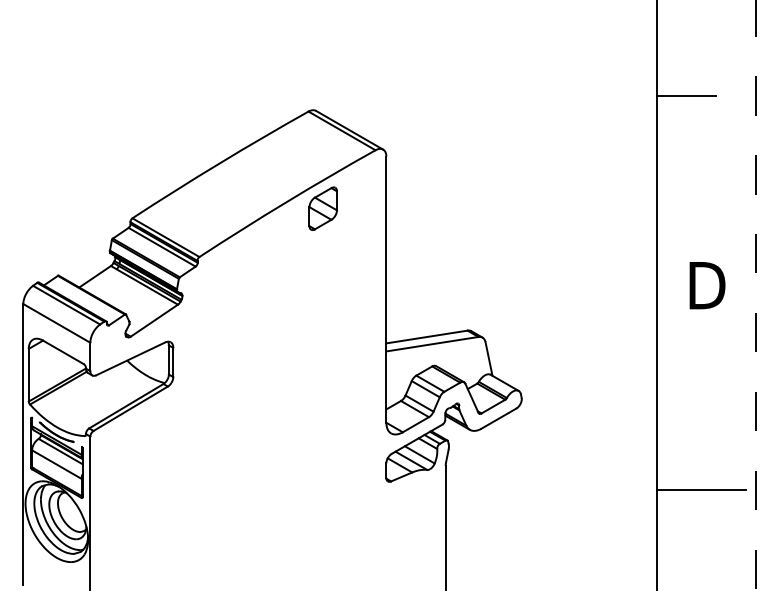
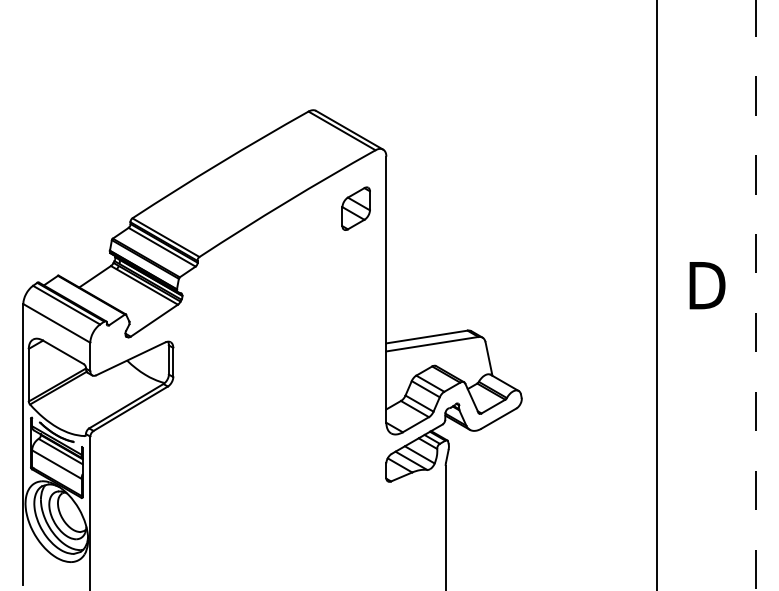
line: present -> none (686, 95)
part position: (322, 208) -> (355, 208) (355, 208)
line: present -> none (700, 490)
